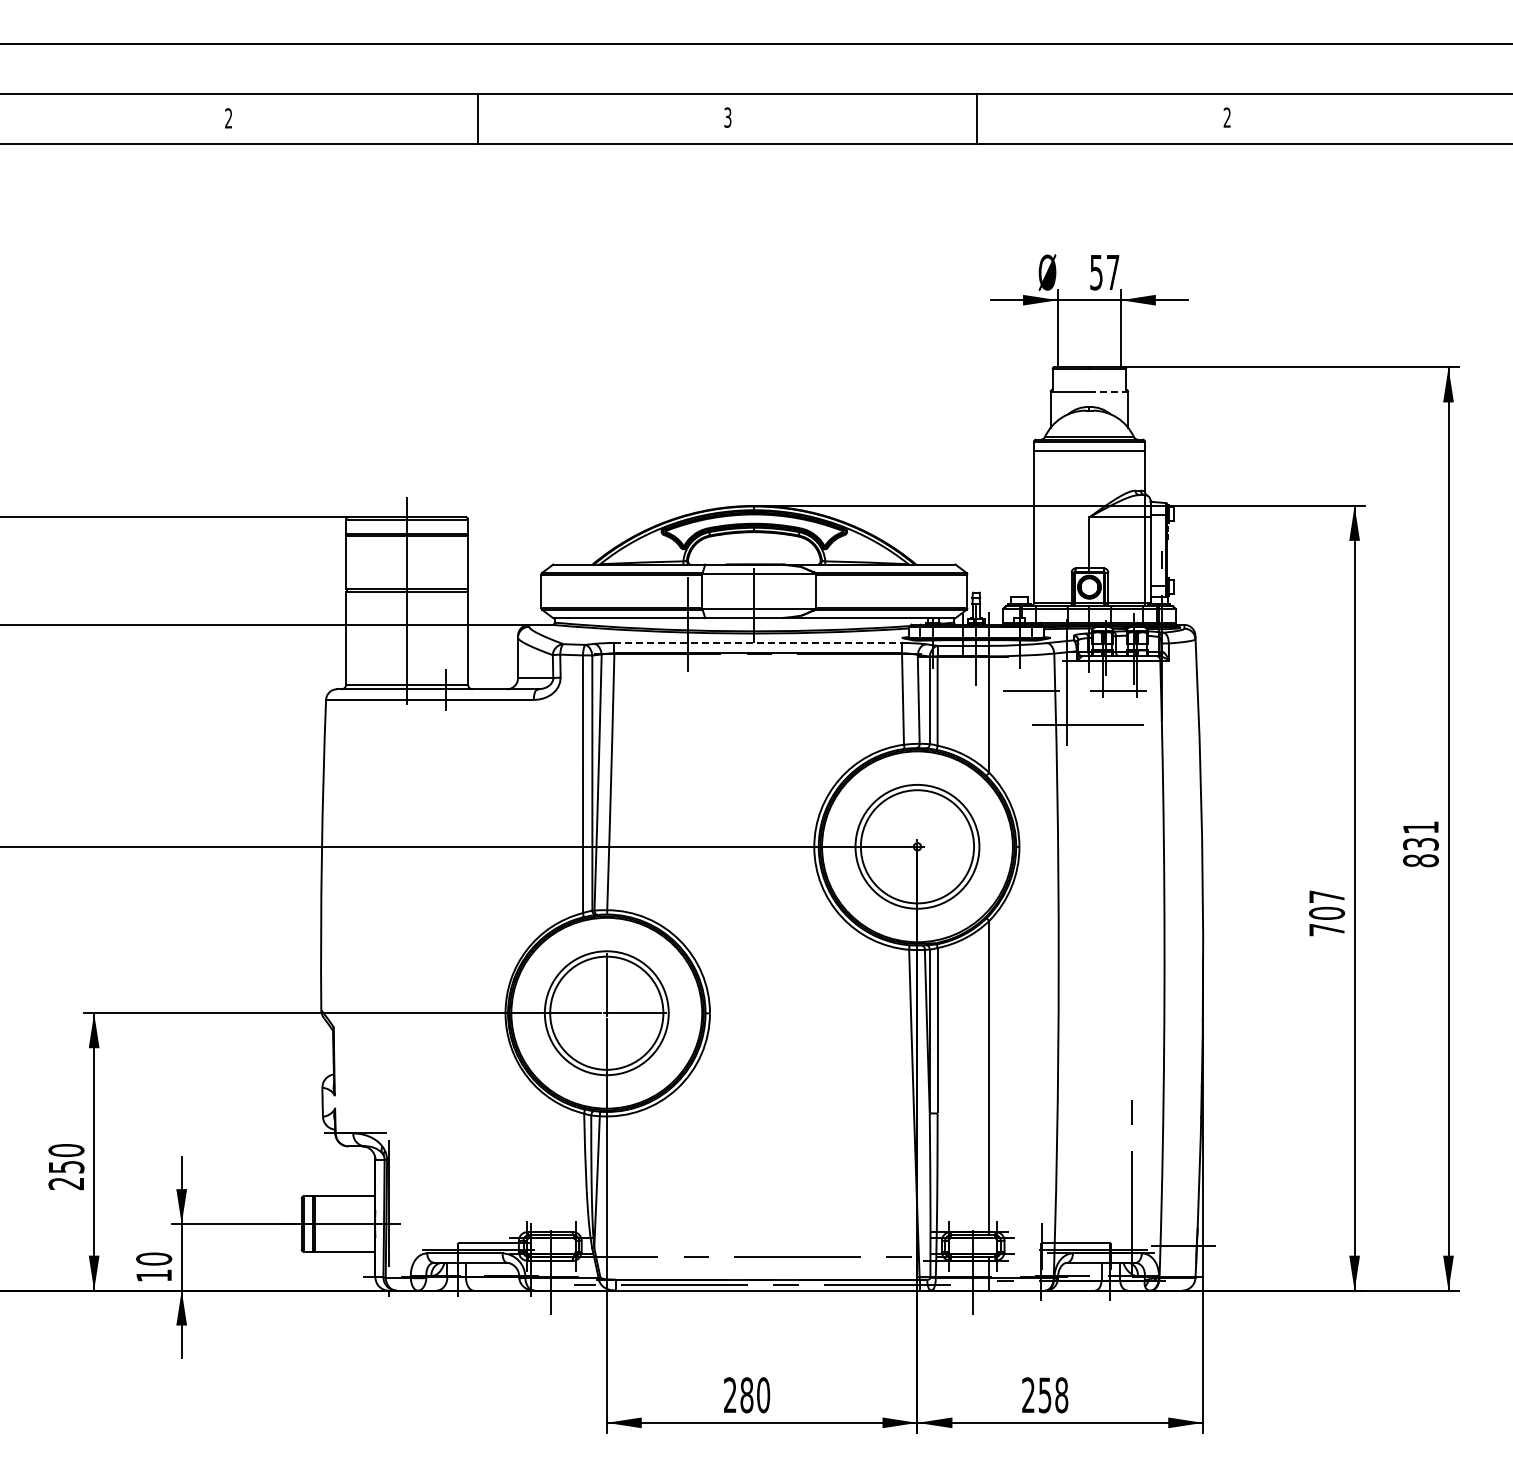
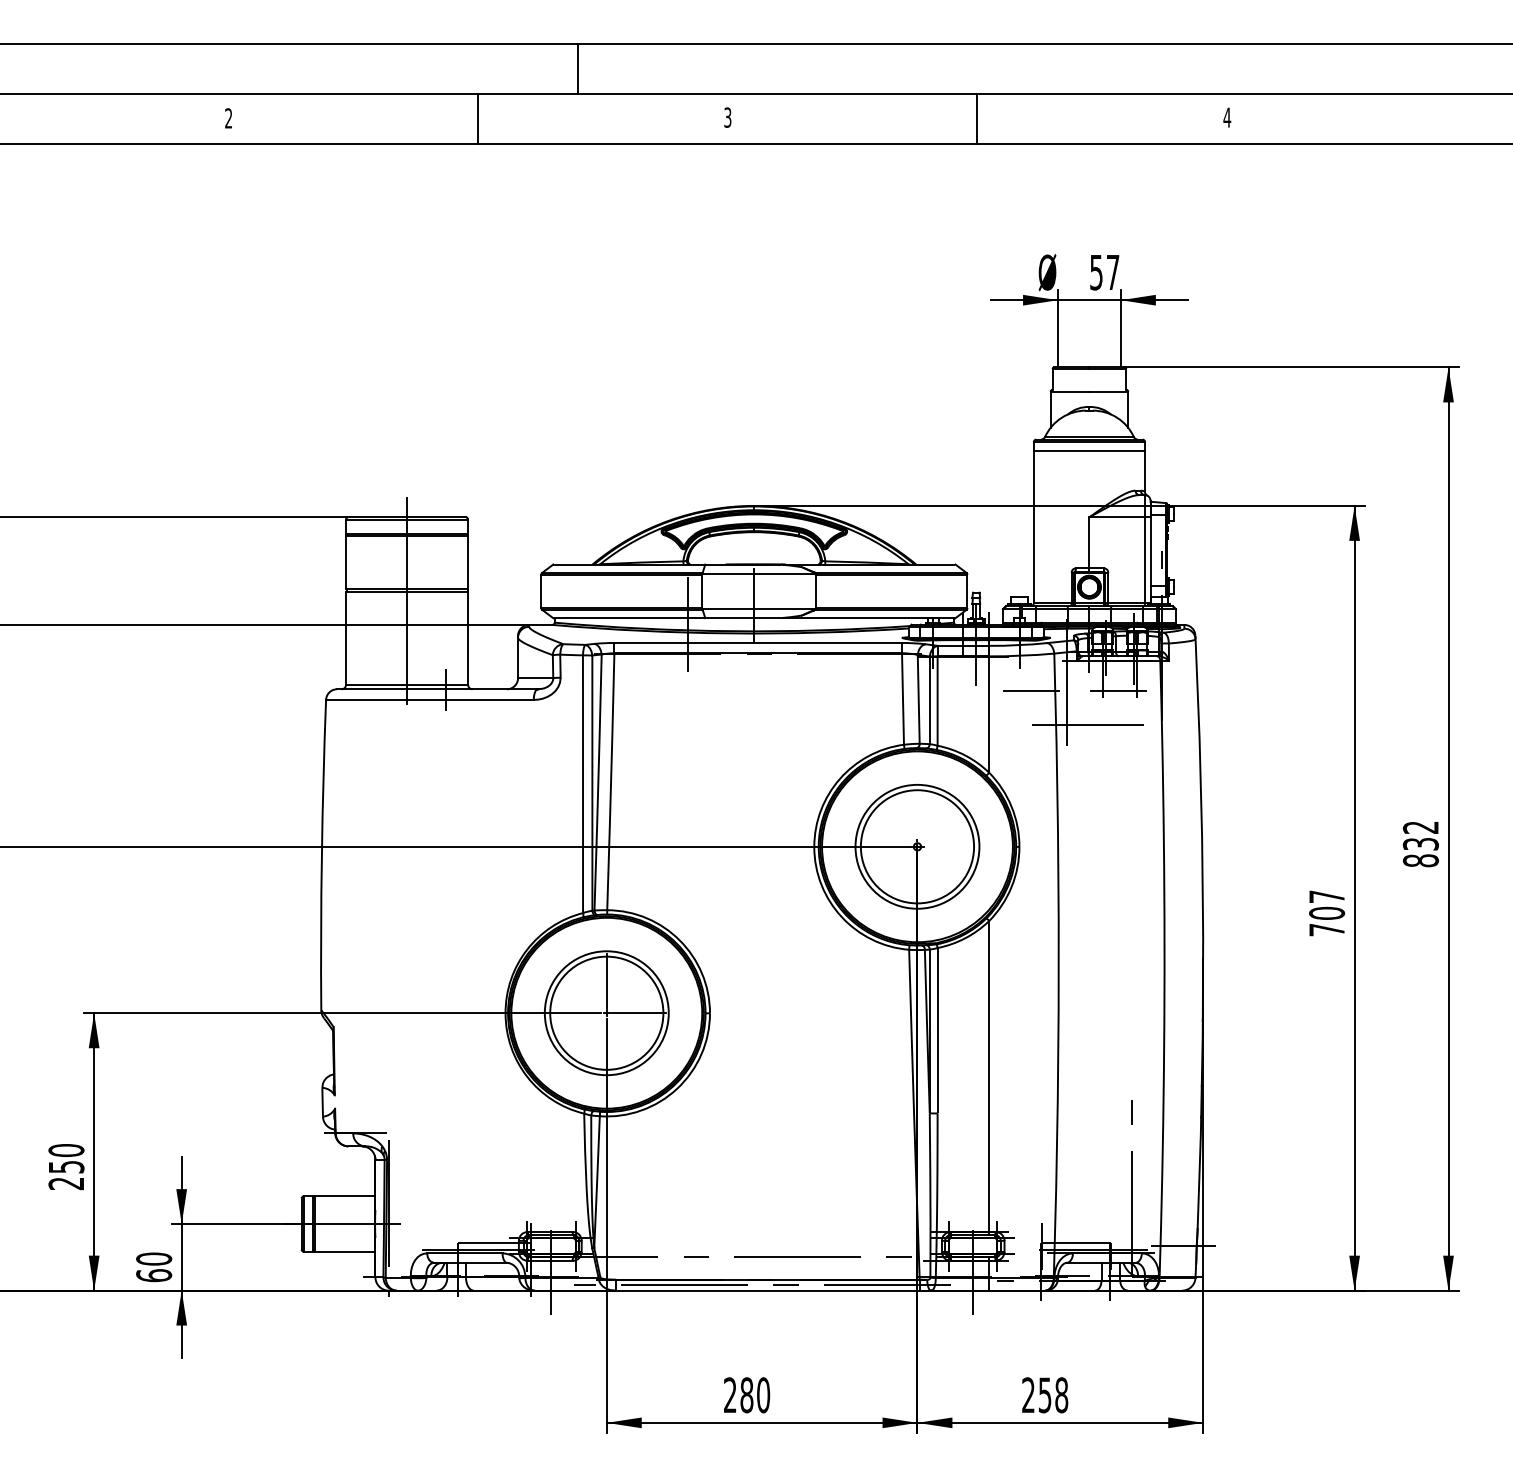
line: none -> present (577, 69)
text: 2 -> 4 (1227, 117)
line: dashed -> solid (1109, 391)
line: dashed -> solid (758, 643)
text: 831 -> 832 (1420, 827)
text: 10 -> 60 (154, 1275)
